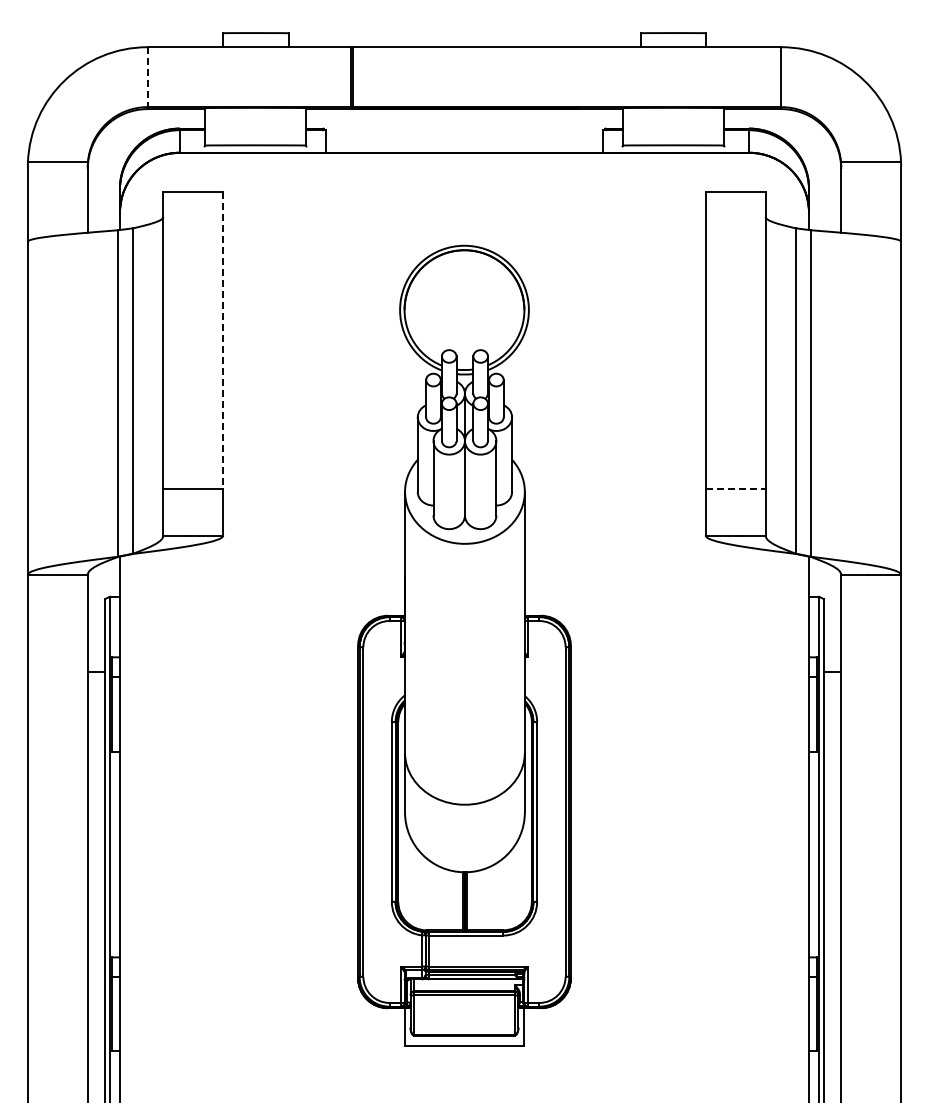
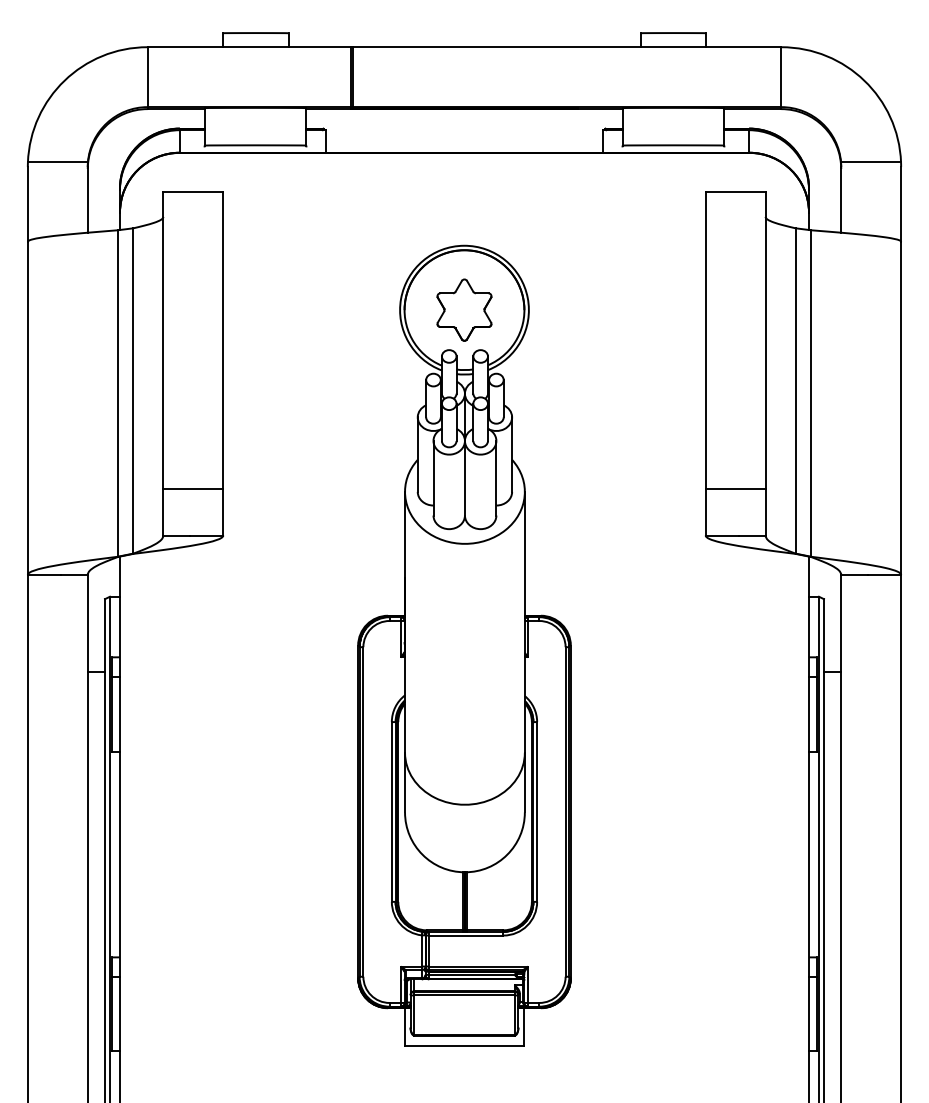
line: dashed -> solid (147, 77)
part: none -> present (464, 309)
line: dashed -> solid (223, 341)
line: dashed -> solid (735, 488)
